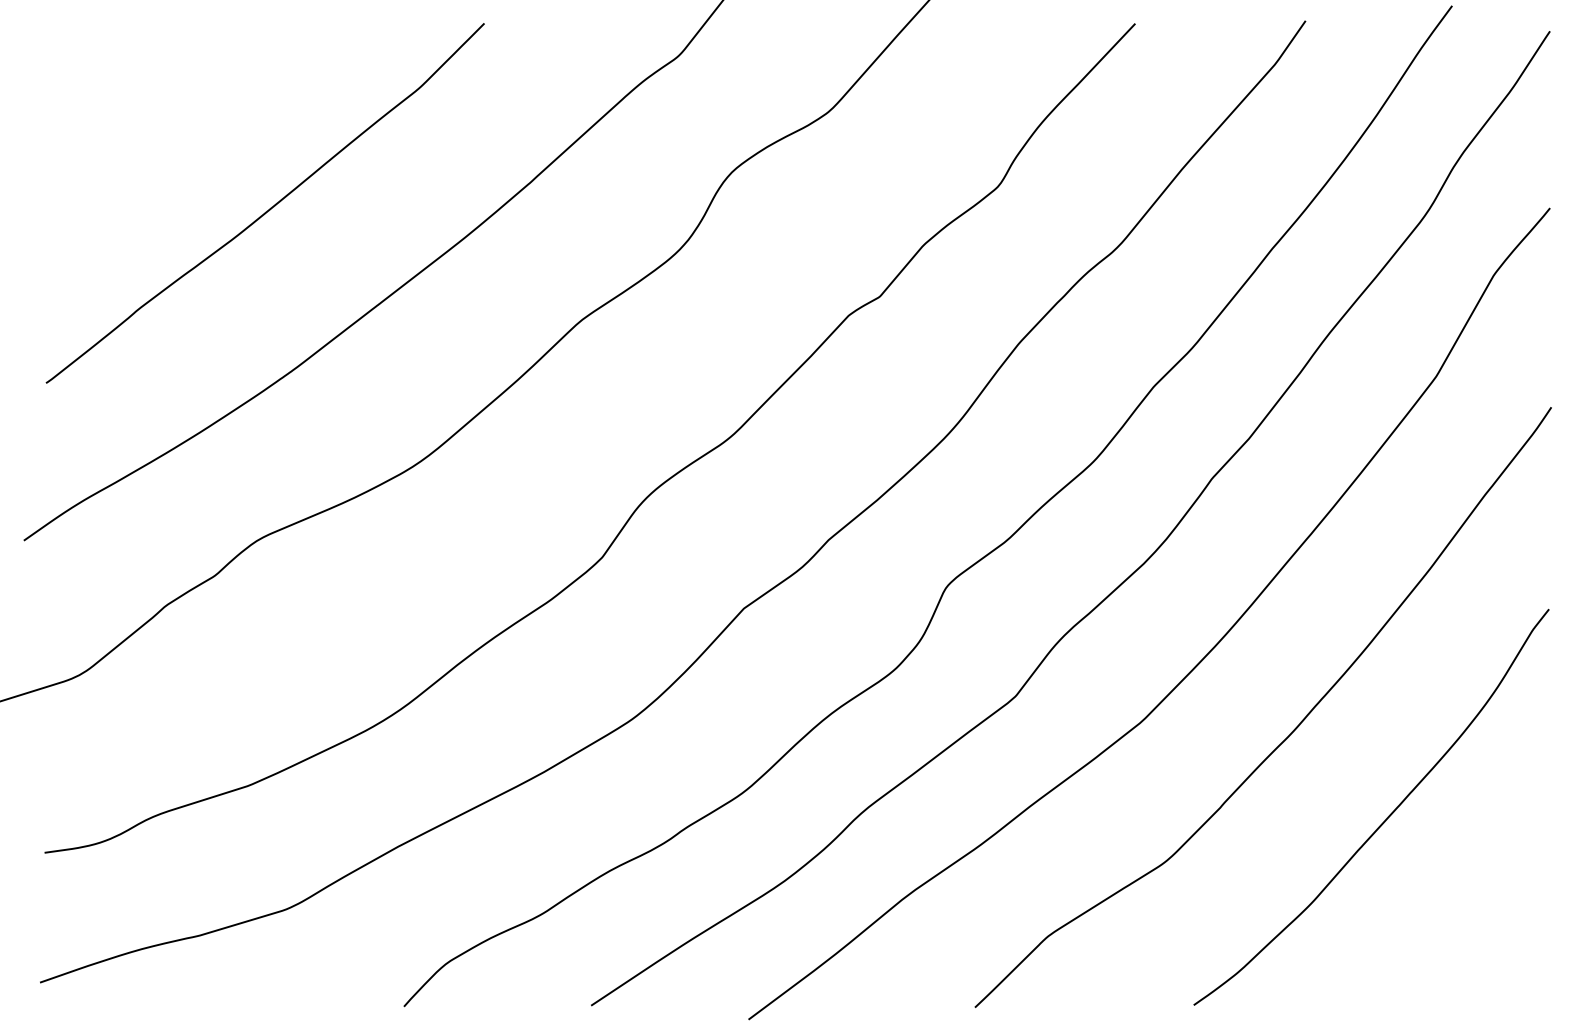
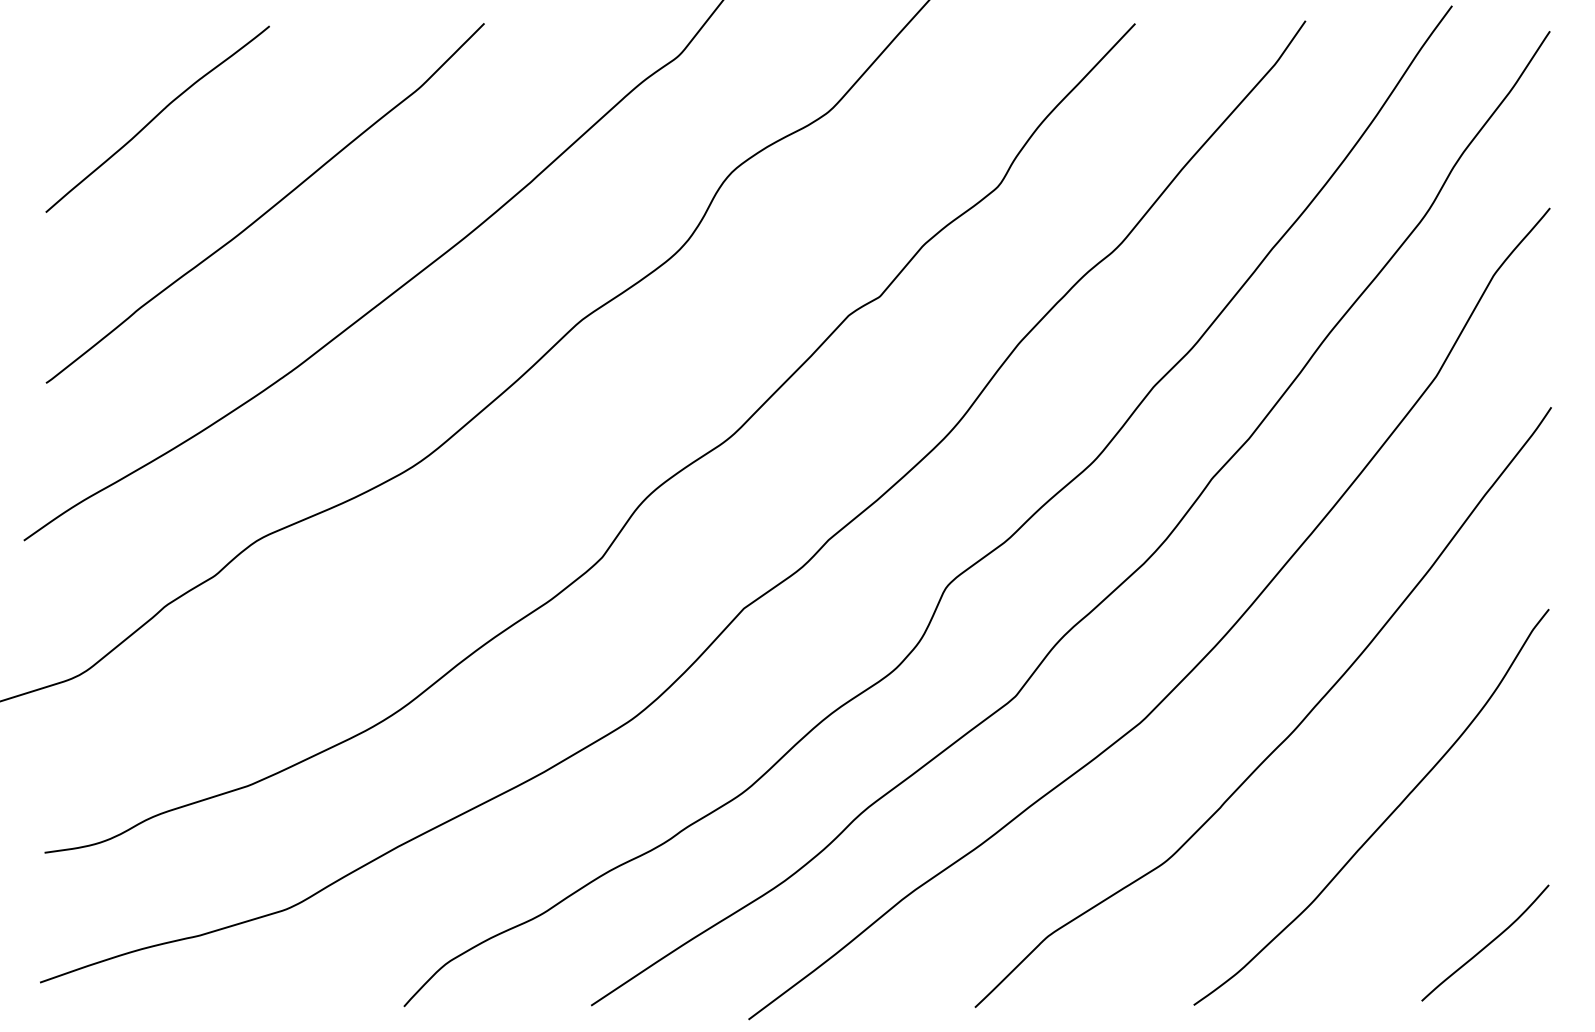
curve: none -> present (156, 117)
curve: none -> present (1487, 944)
